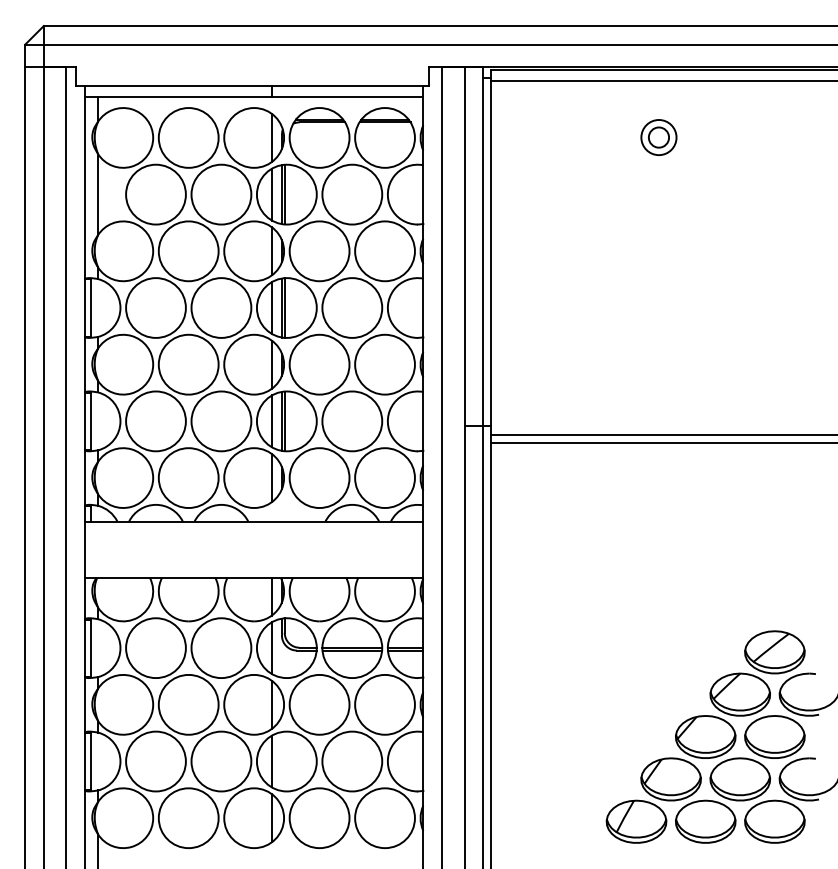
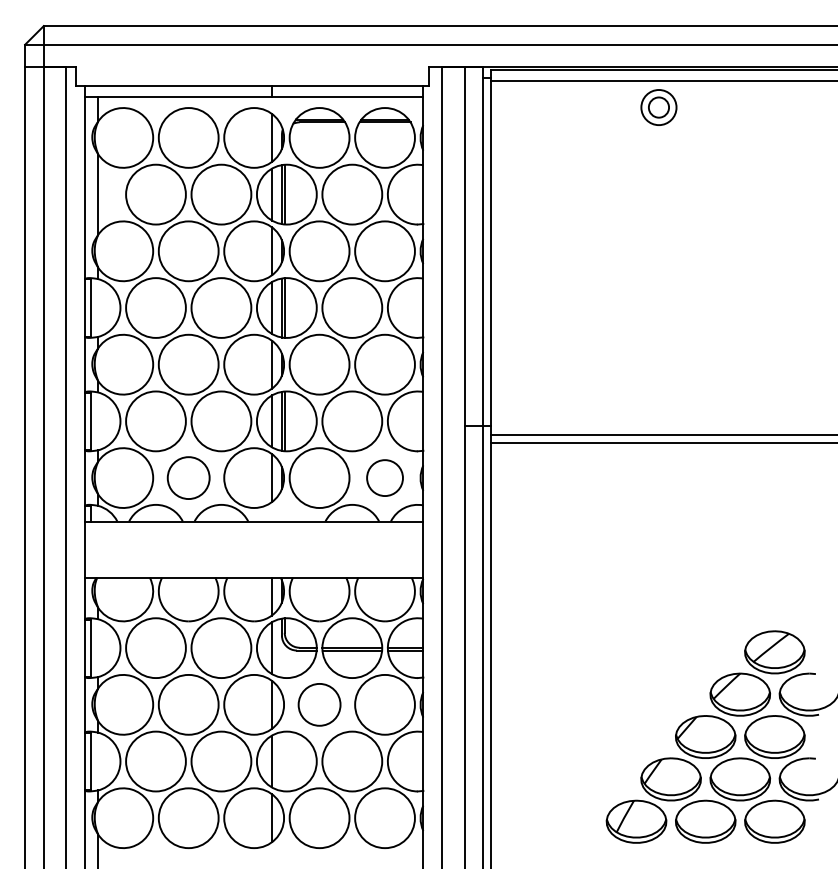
part position: (658, 137) -> (658, 107) (658, 107)
circle diameter: 60 px -> 42 px (188, 478)
circle diameter: 60 px -> 36 px (384, 478)
circle diameter: 60 px -> 42 px (319, 704)
